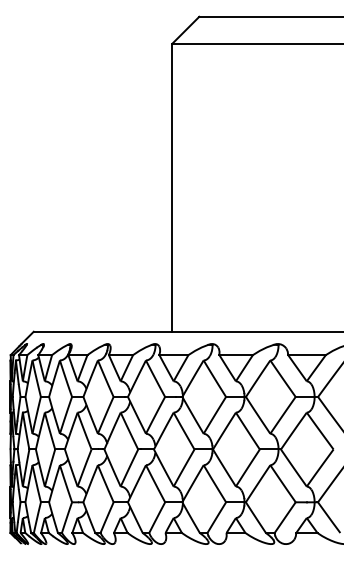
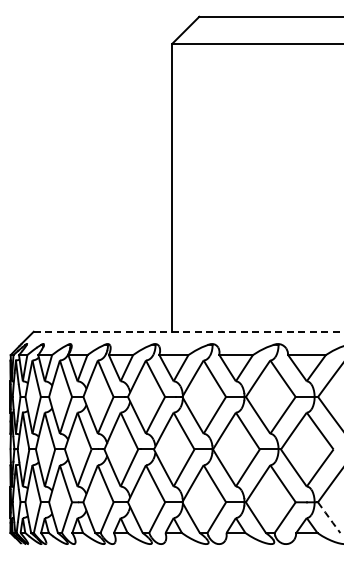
line: solid -> dashed (188, 331)
line: solid -> dashed (329, 518)
